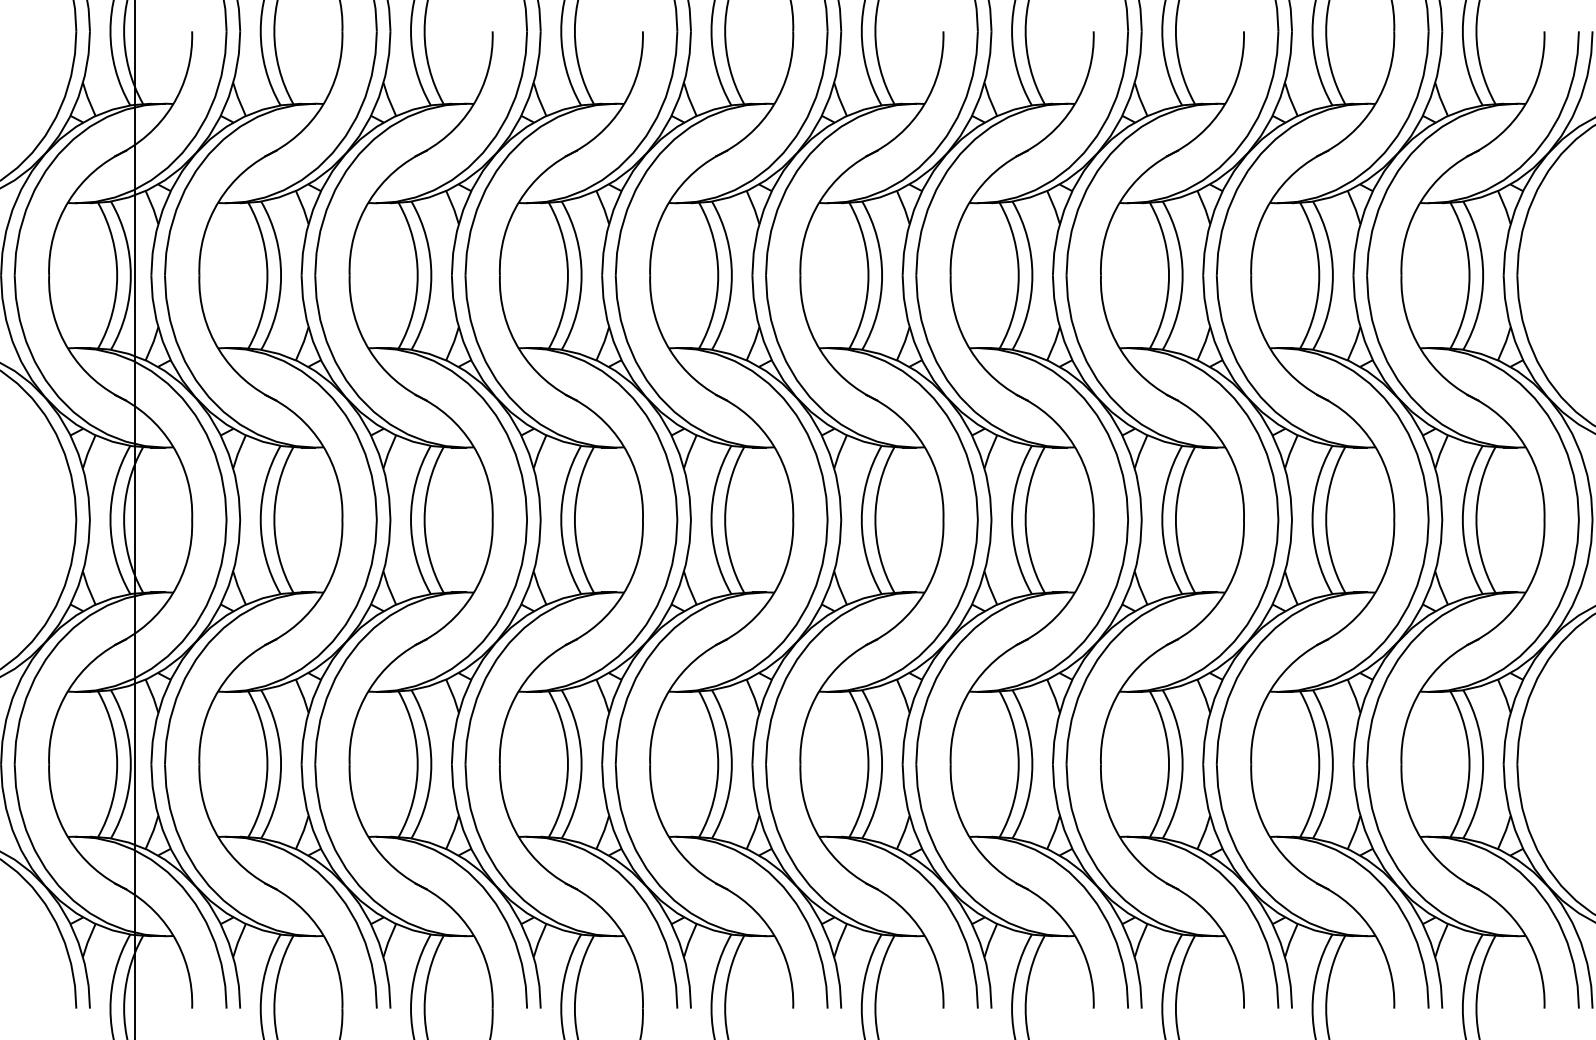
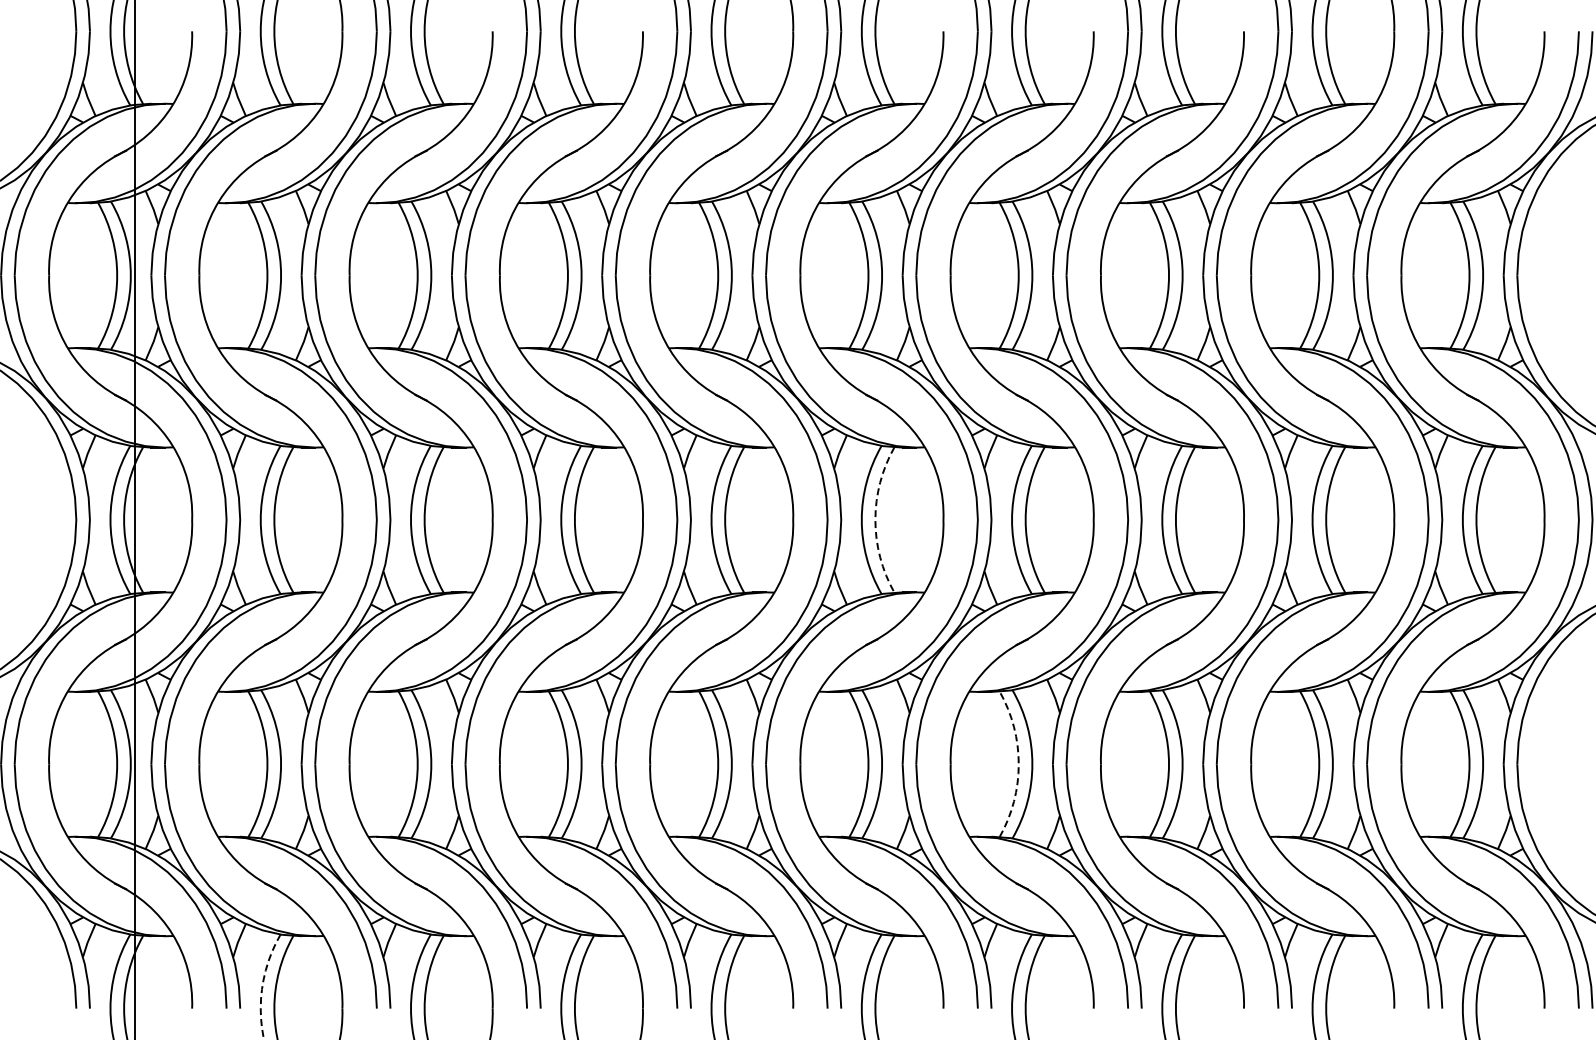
arc: solid -> dashed (875, 519)
arc: solid -> dashed (1018, 764)
arc: solid -> dashed (262, 986)
